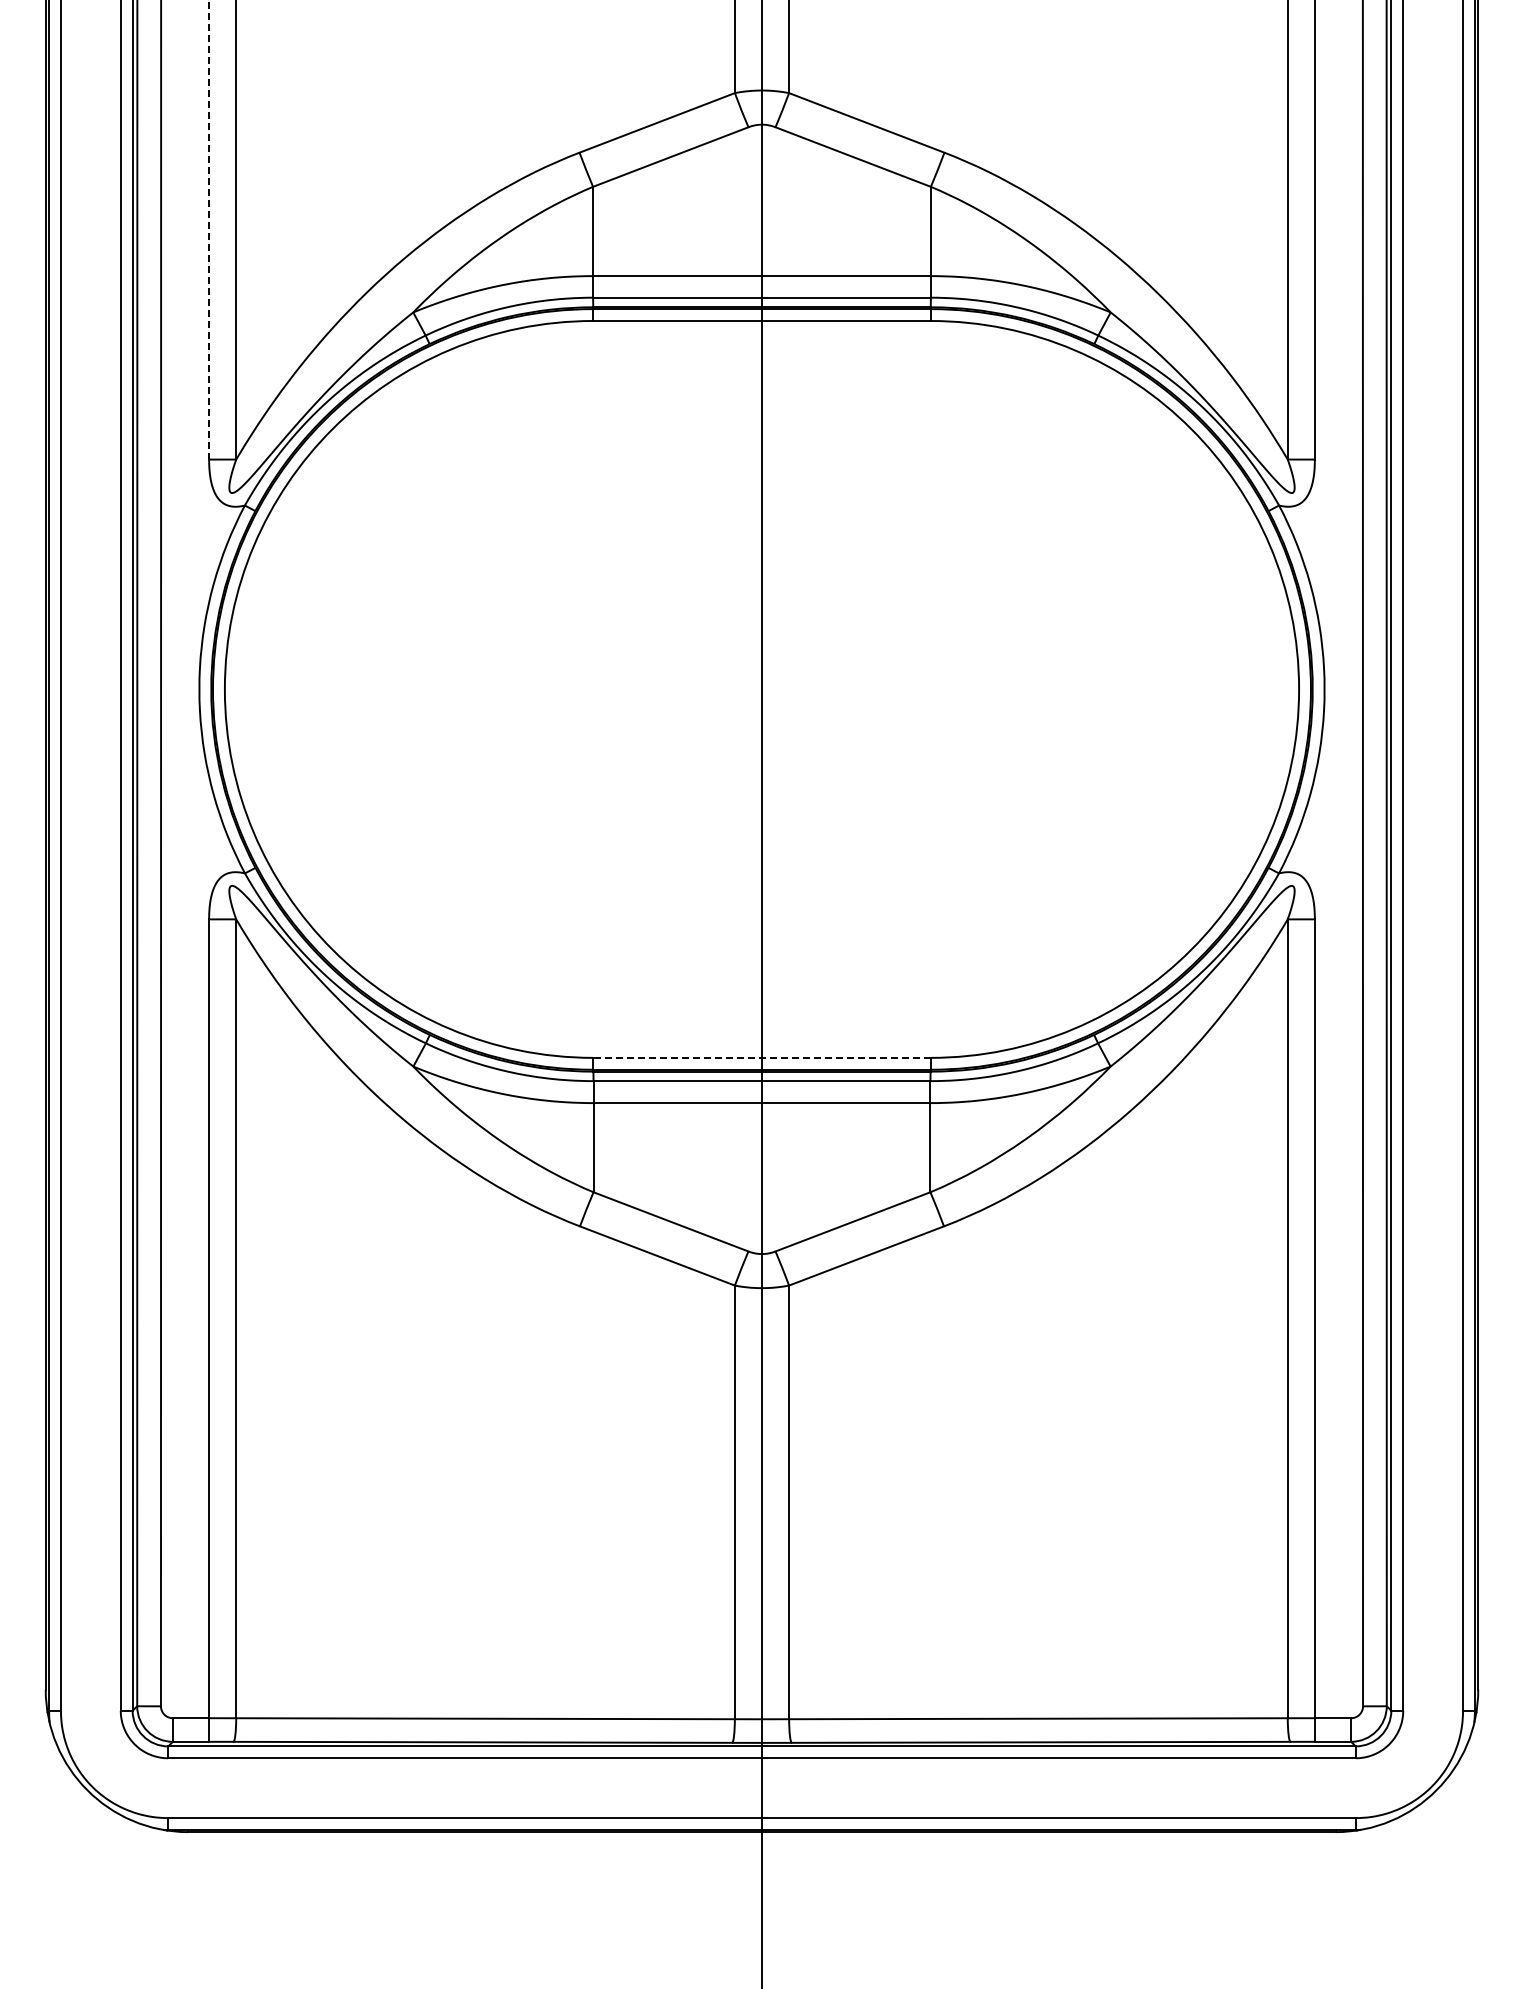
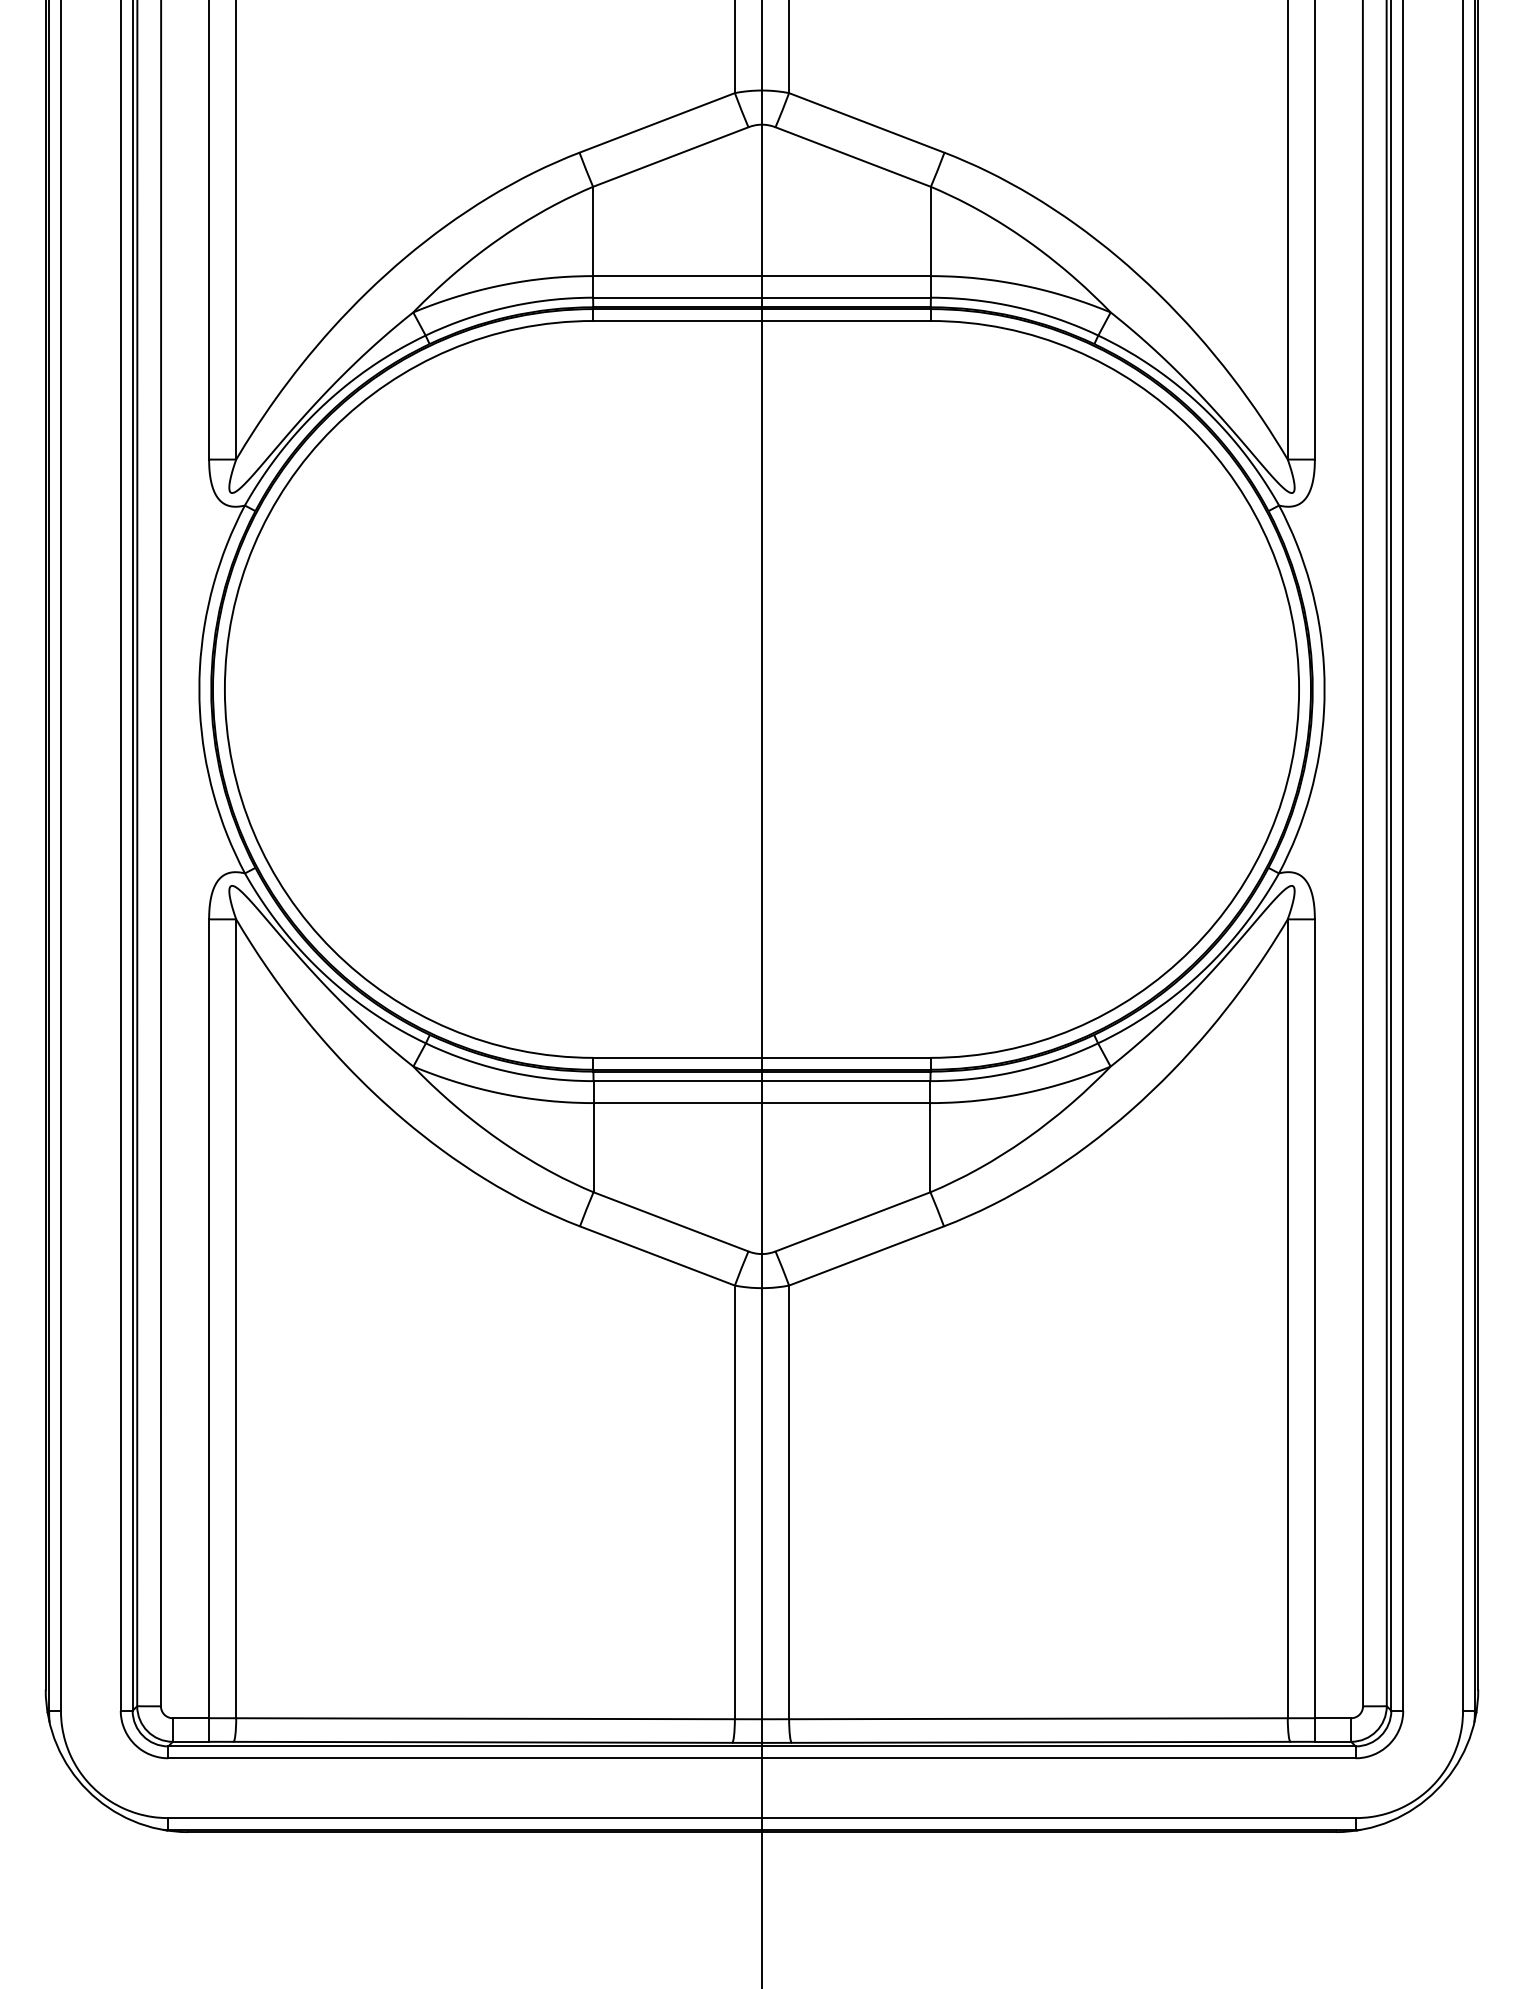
line: dashed -> solid (209, 229)
line: dashed -> solid (761, 1057)
